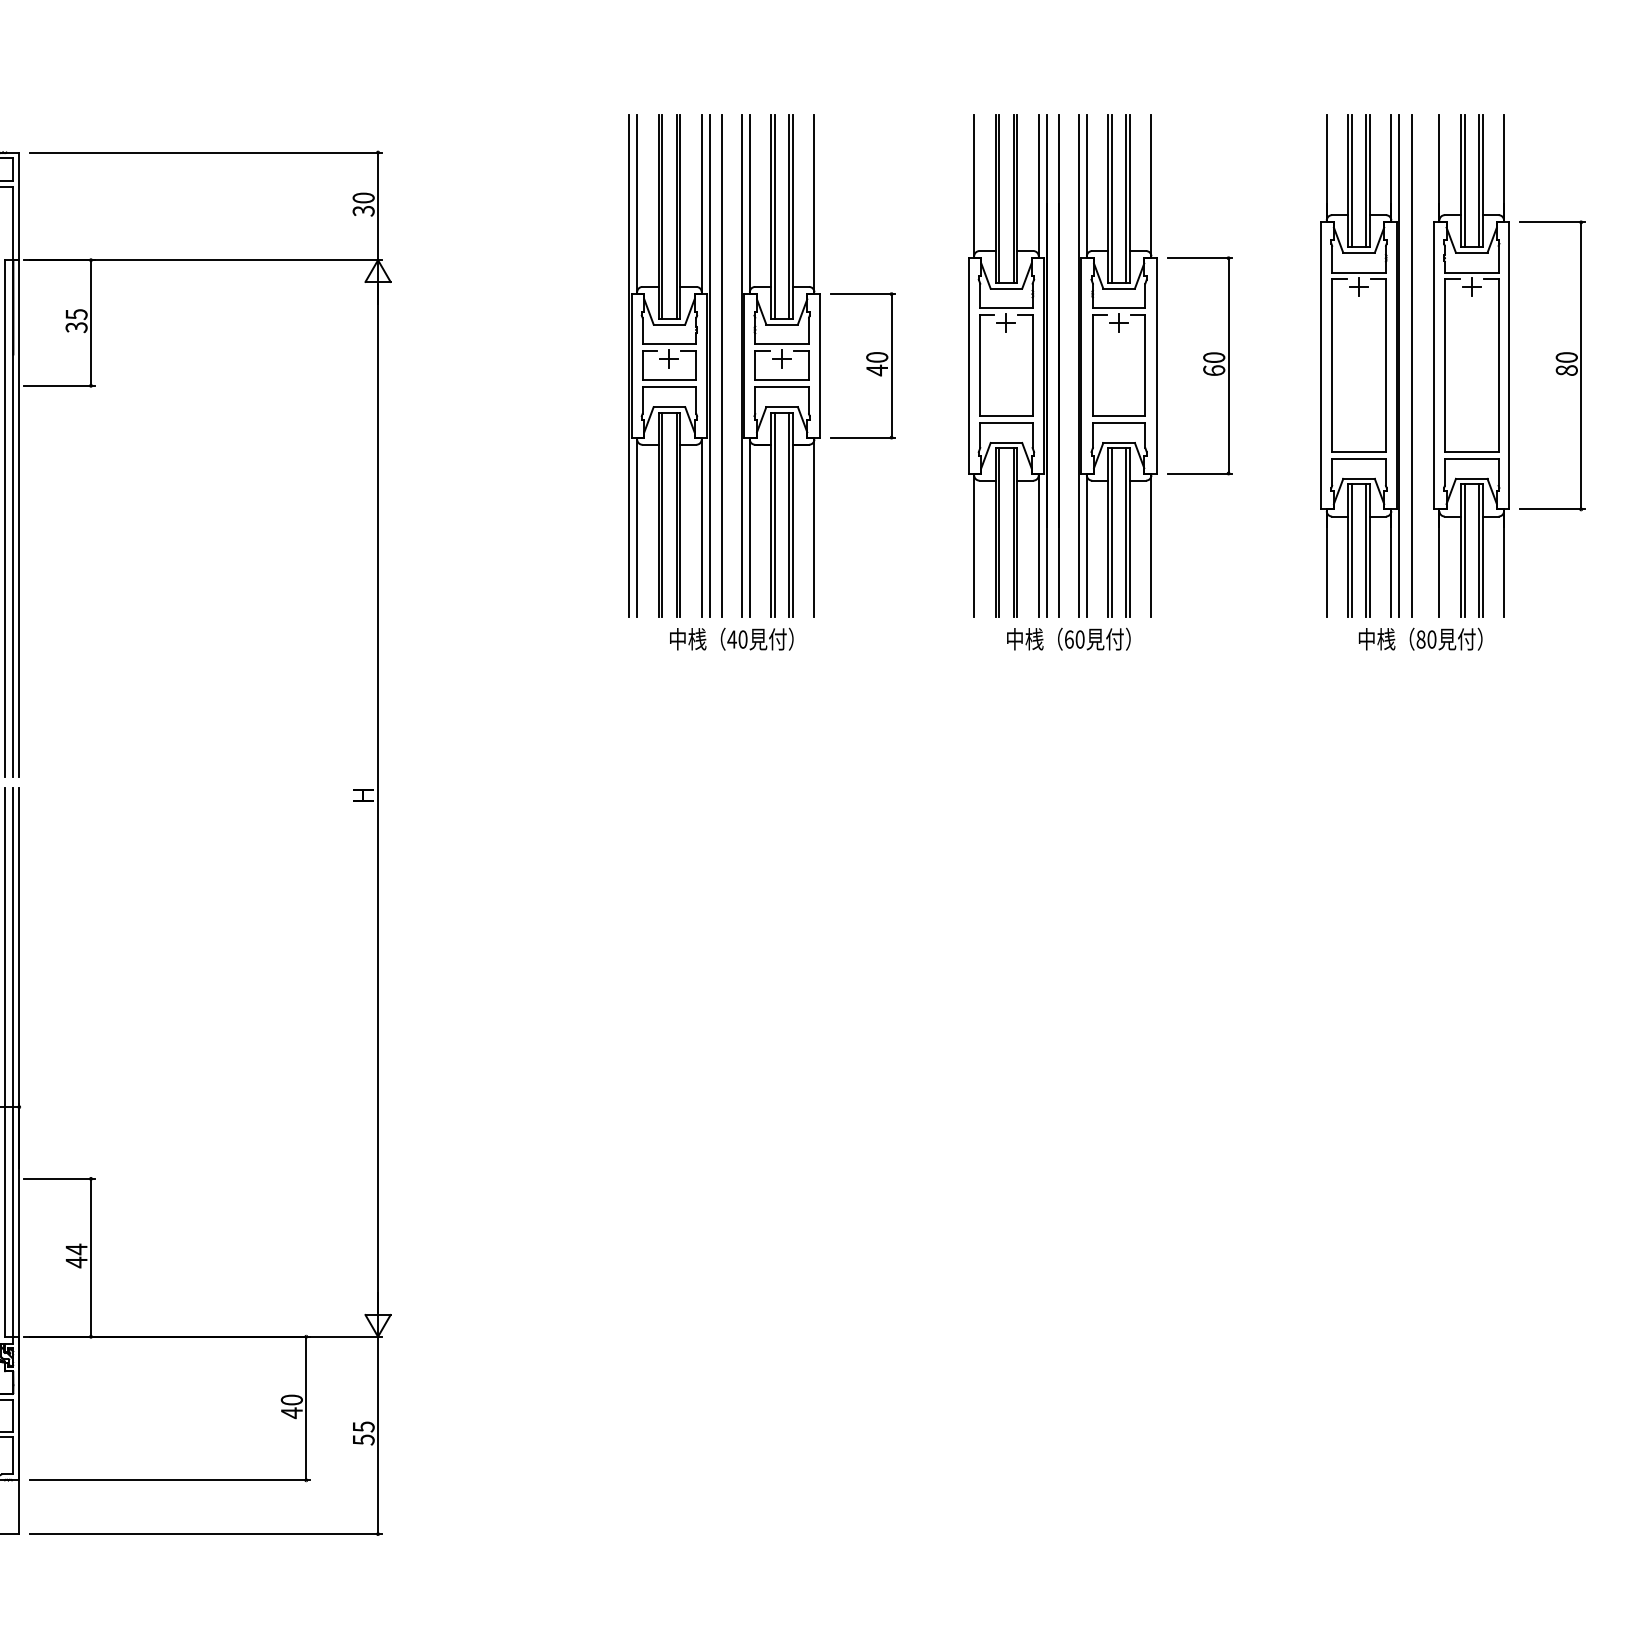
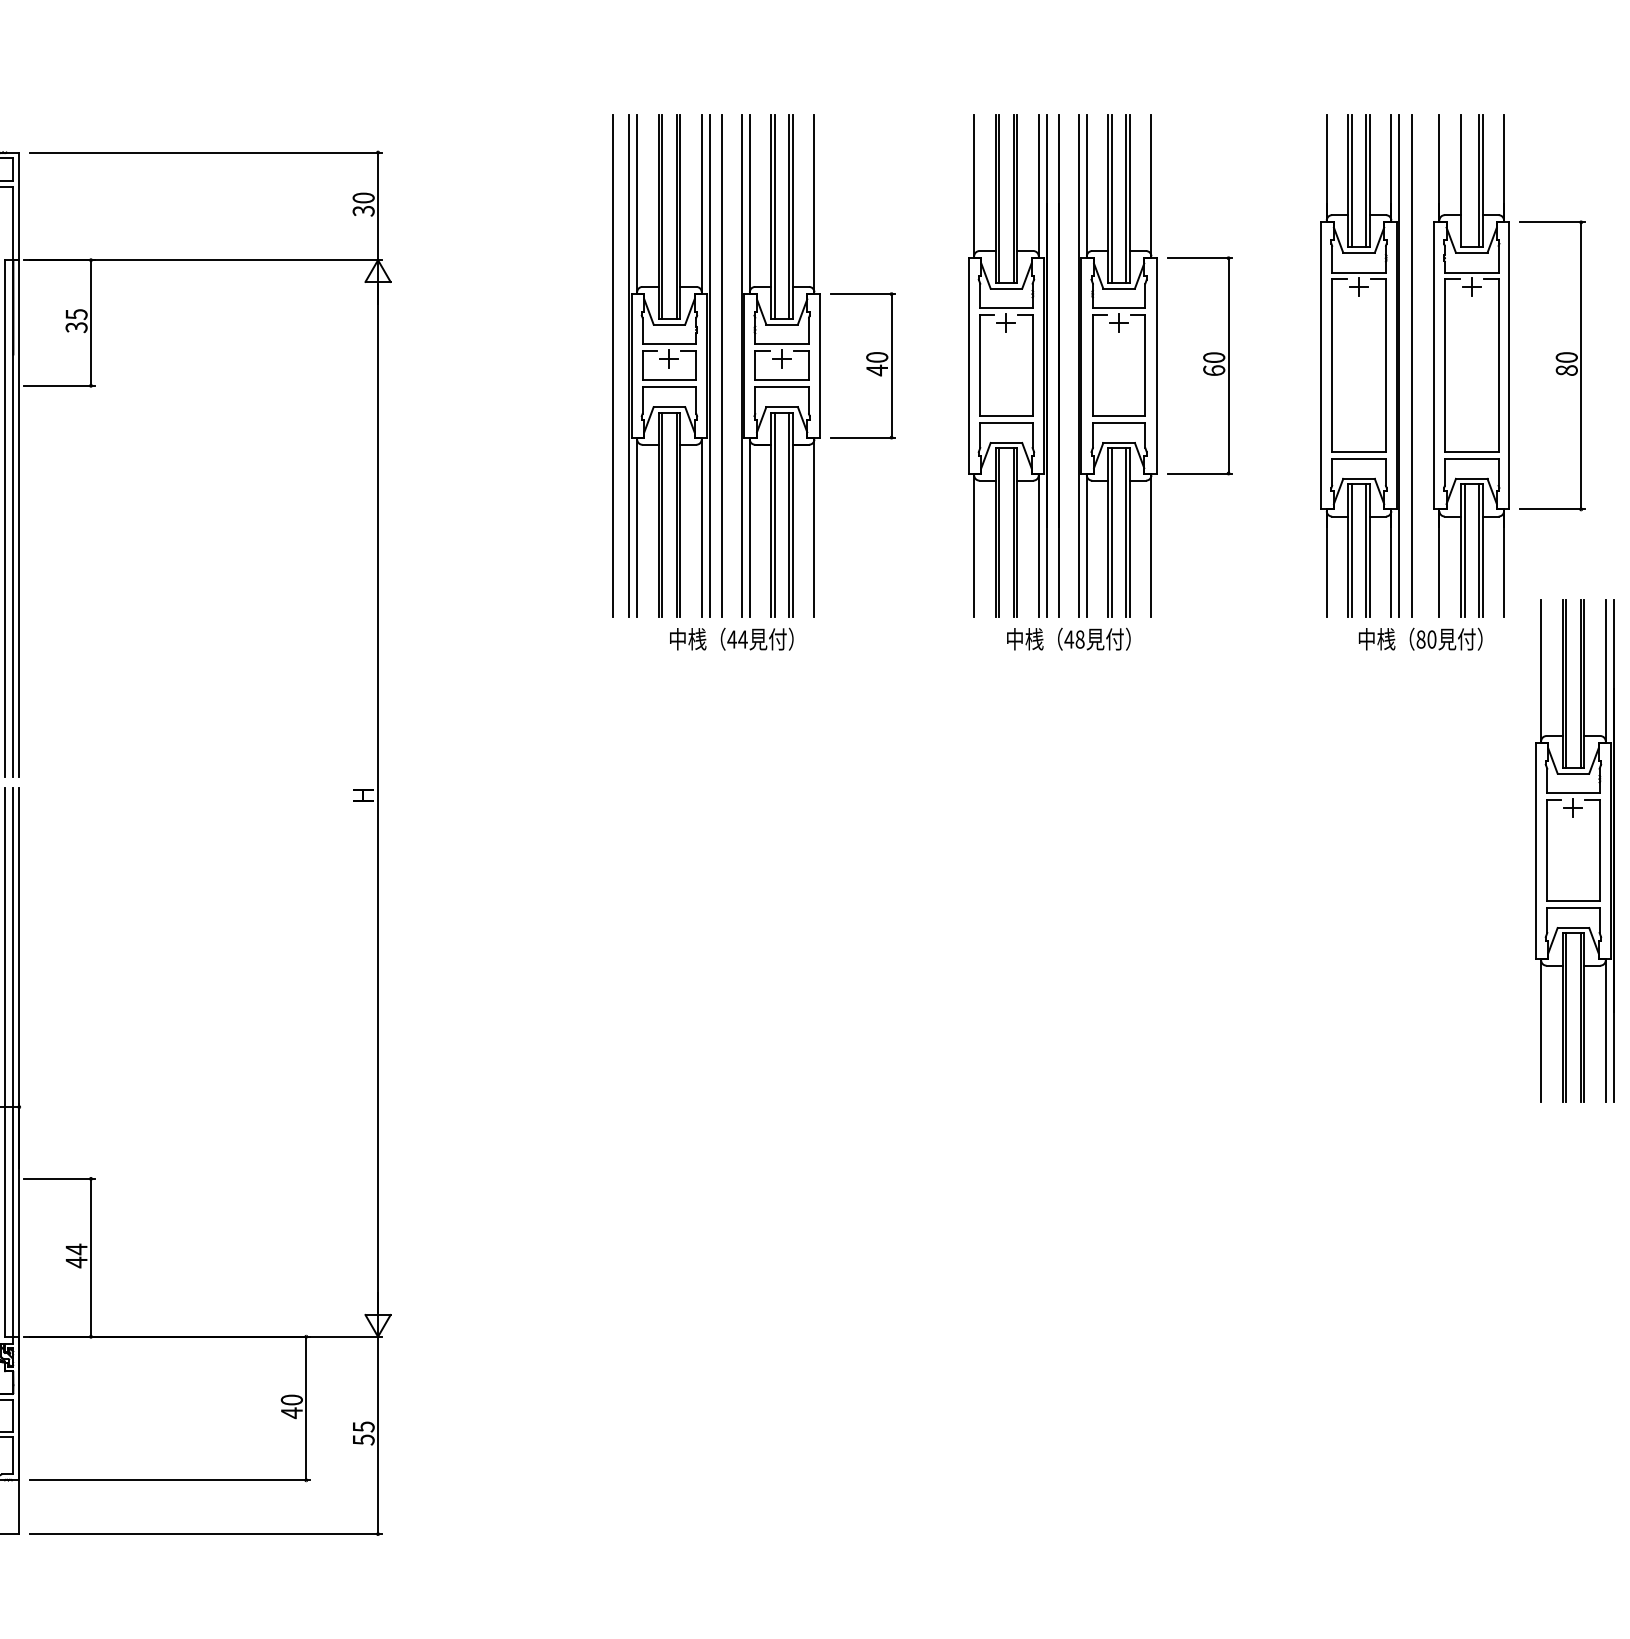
line: present -> none (1464, 180)
line: none -> present (612, 365)
text: 40 -> 44 (742, 639)
text: 60 -> 48 (1074, 639)
part: none -> present (1574, 850)
